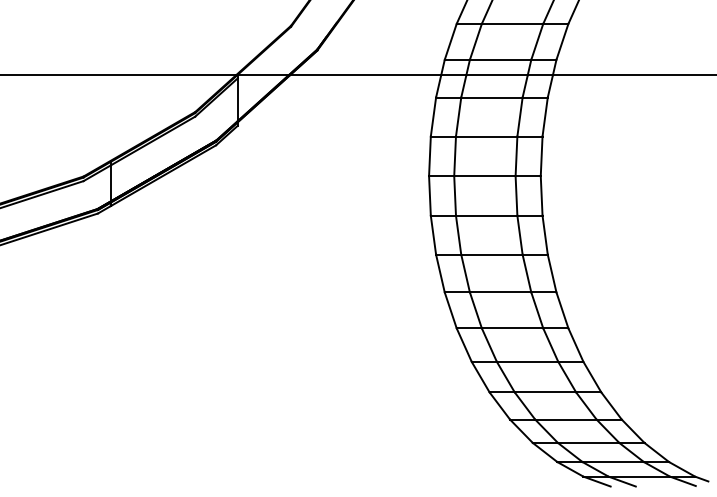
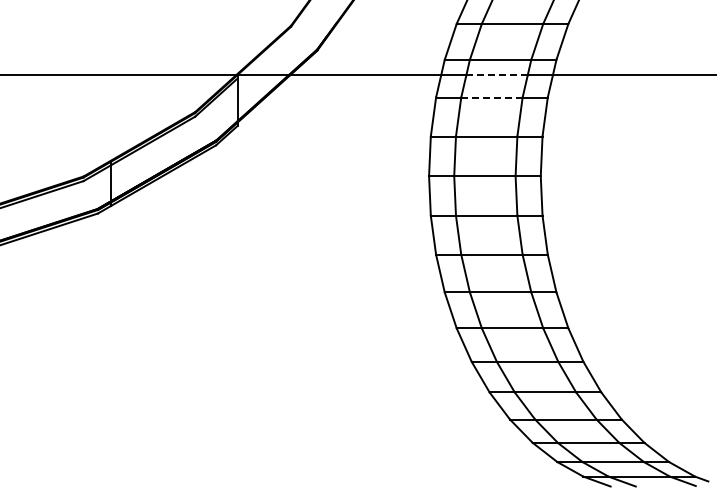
line: solid -> dashed (497, 75)
line: solid -> dashed (491, 97)
